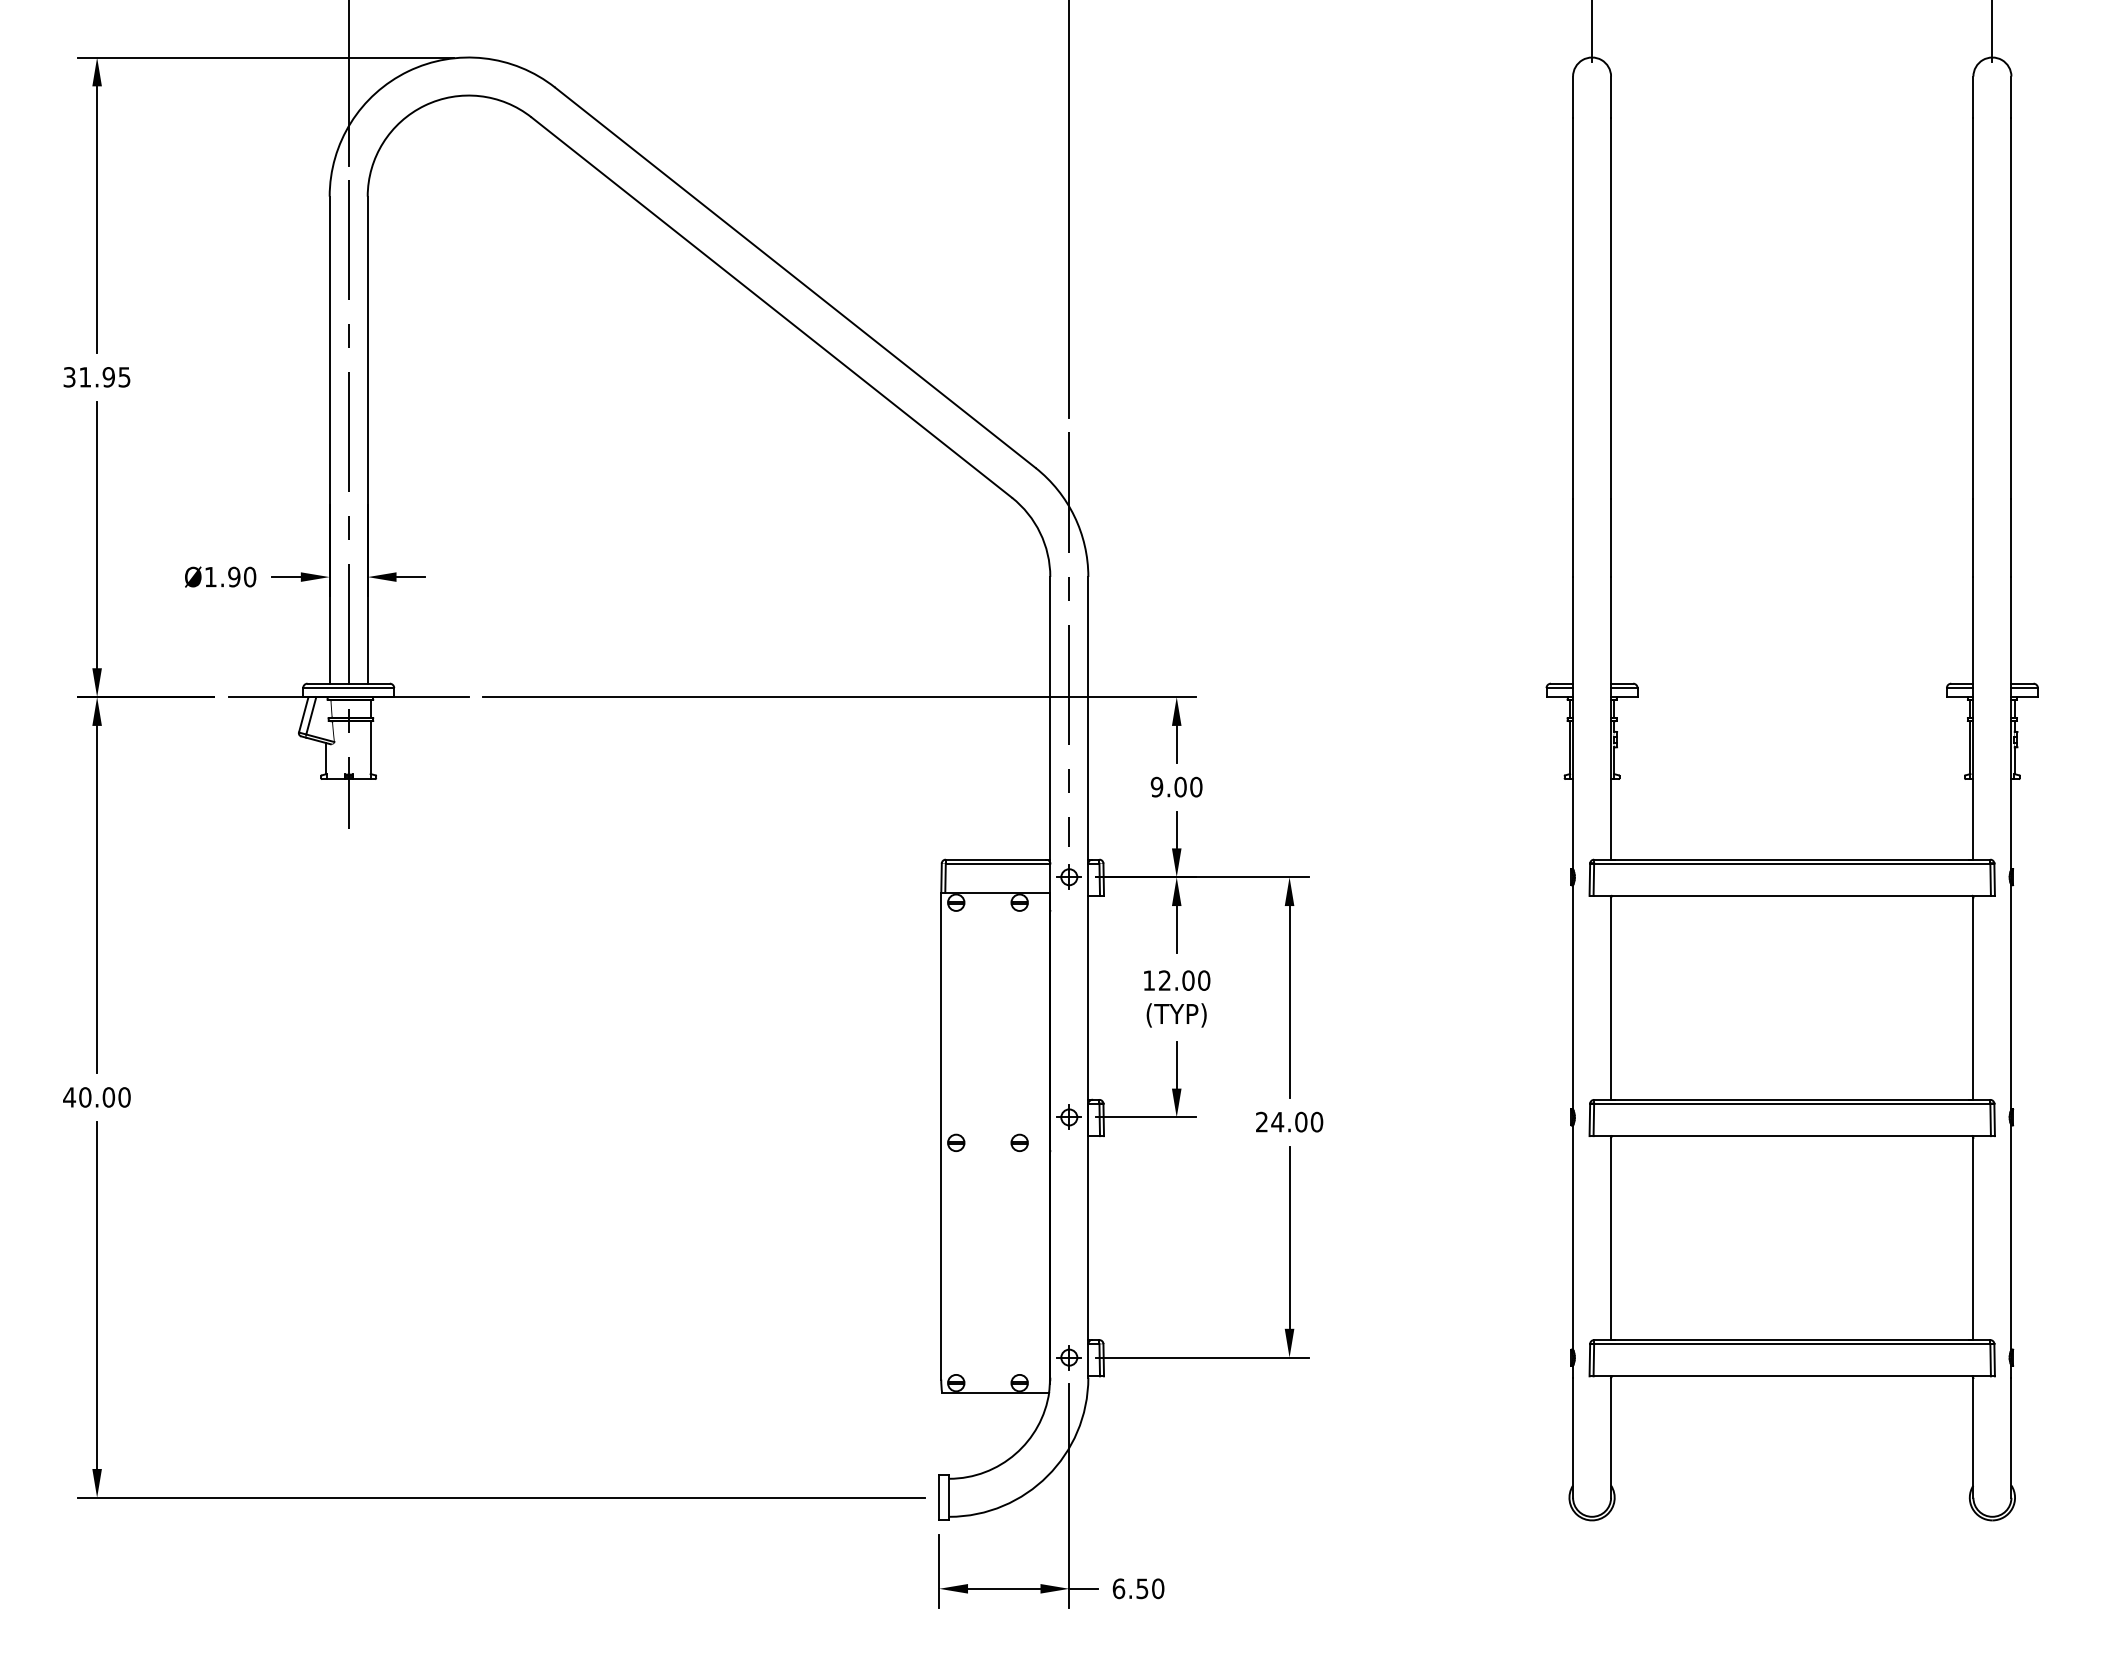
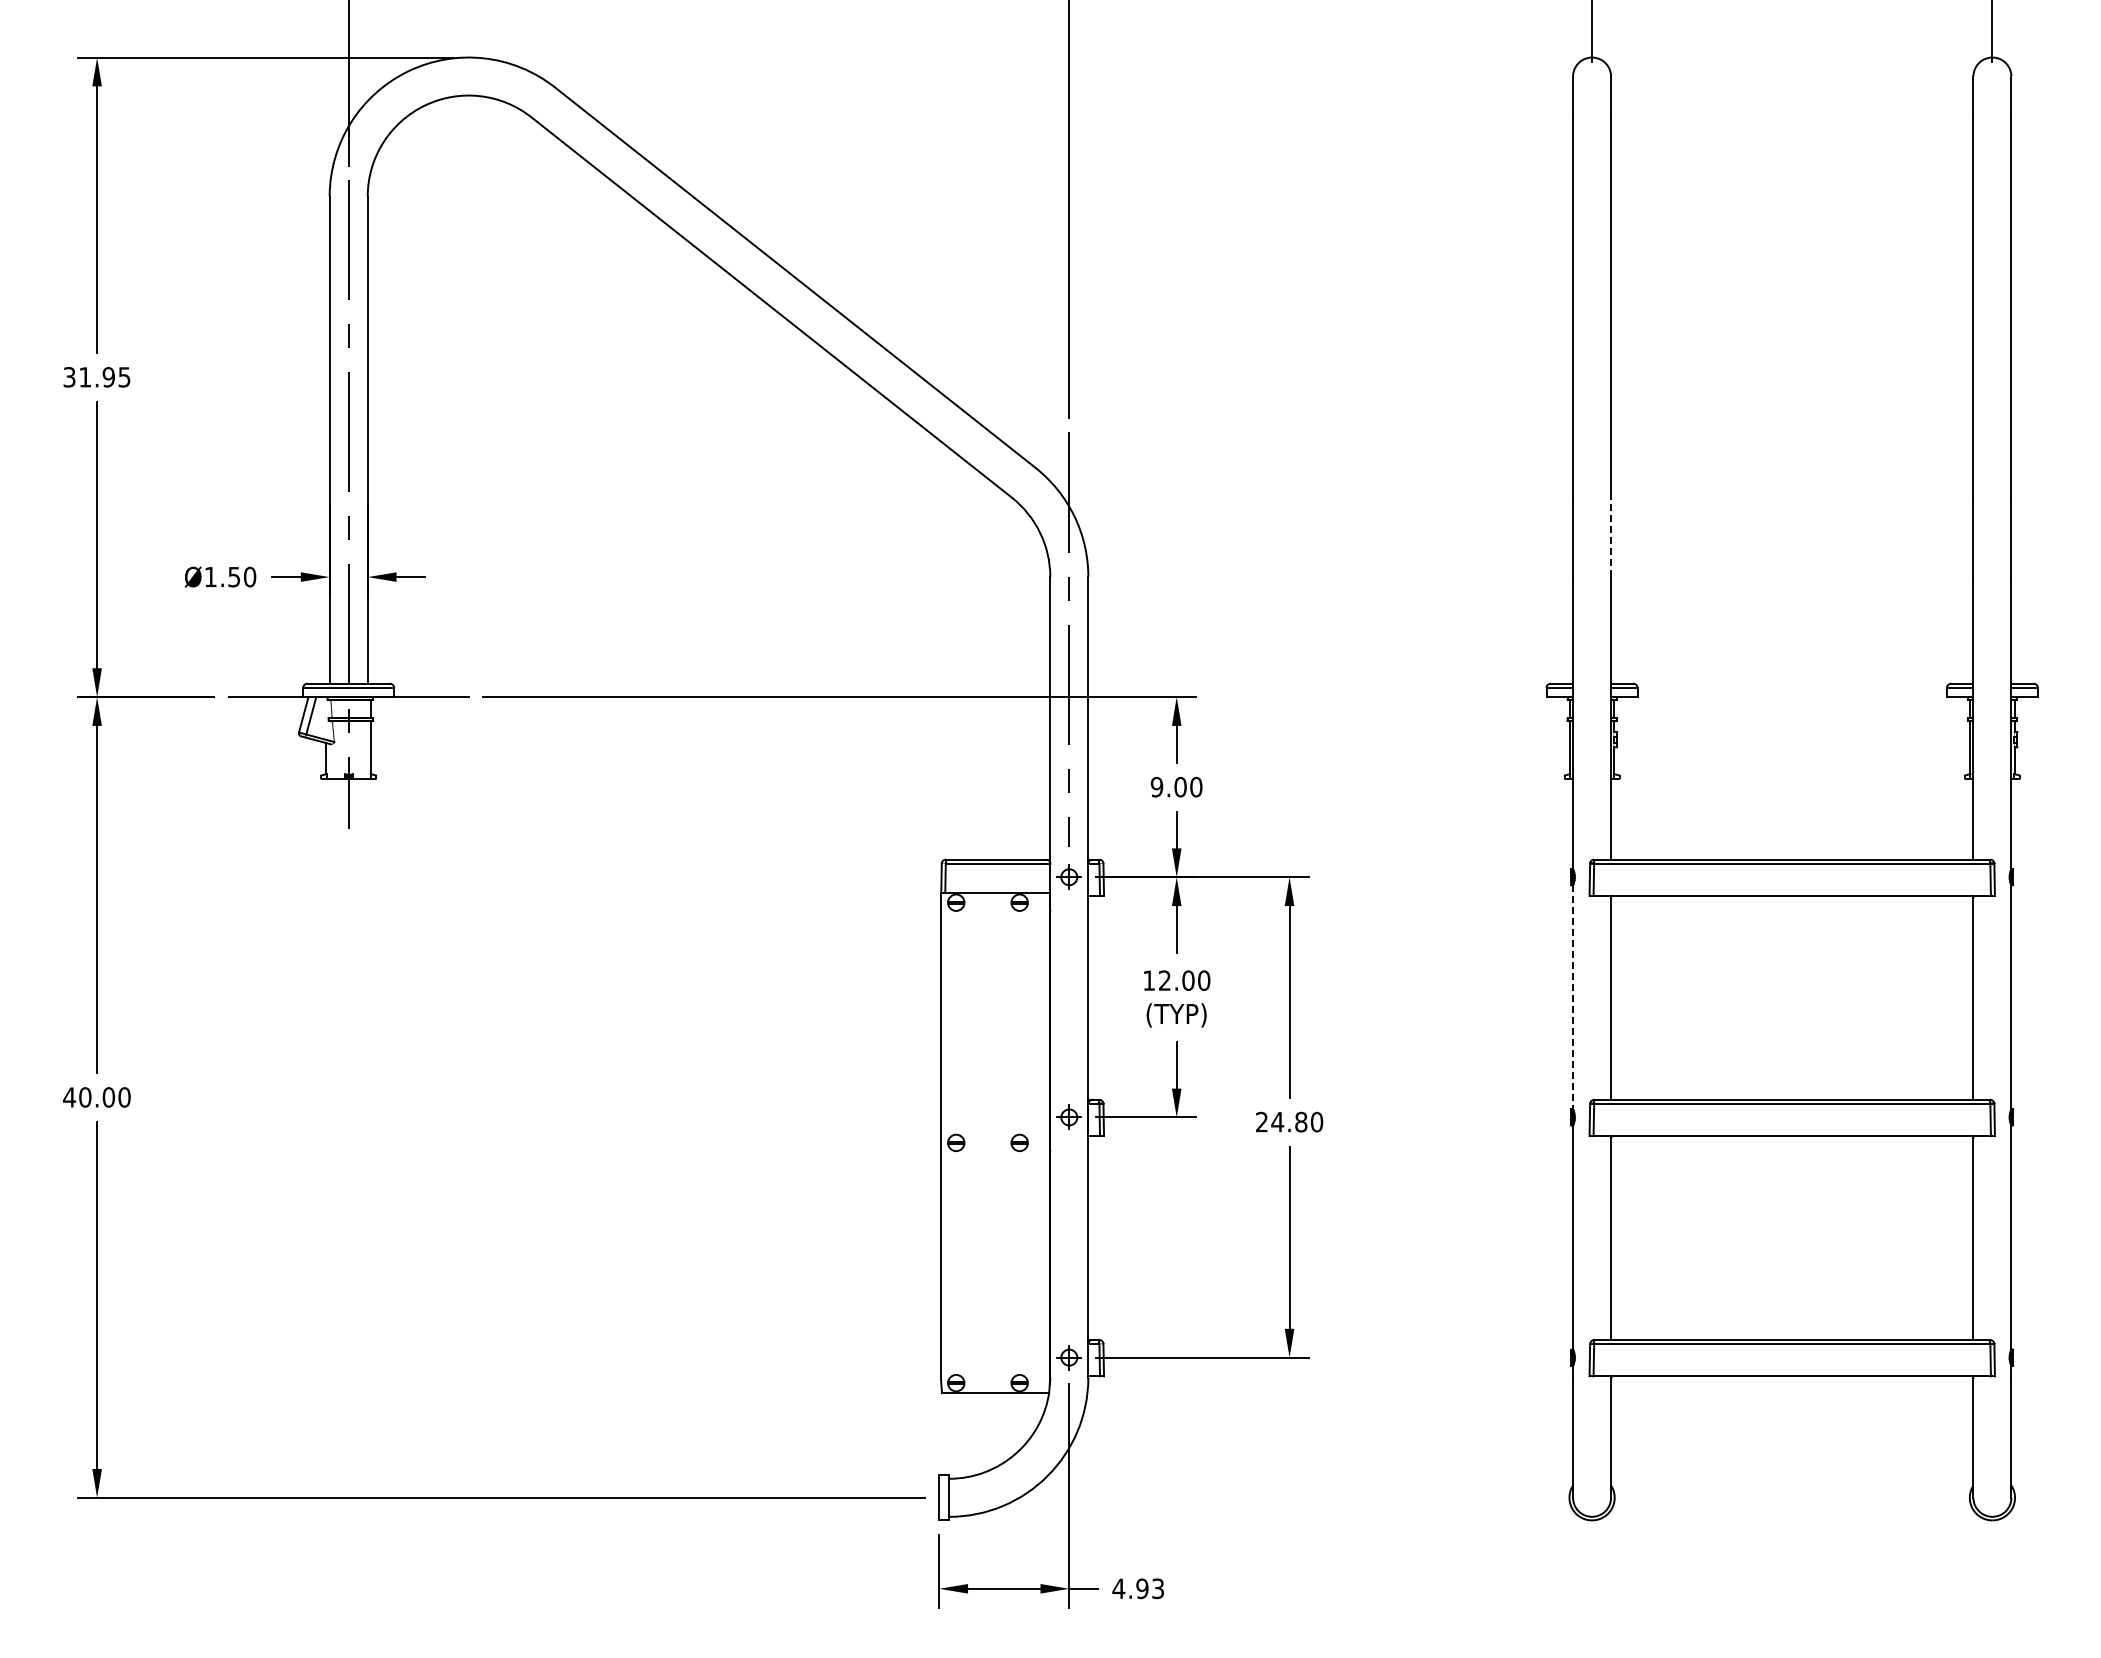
line: solid -> dashed (1611, 537)
text: Ø1.90 -> Ø1.50 (234, 576)
line: solid -> dashed (1573, 997)
text: 24.00 -> 24.80 (1301, 1122)
text: 6.50 -> 4.93 (1138, 1588)
